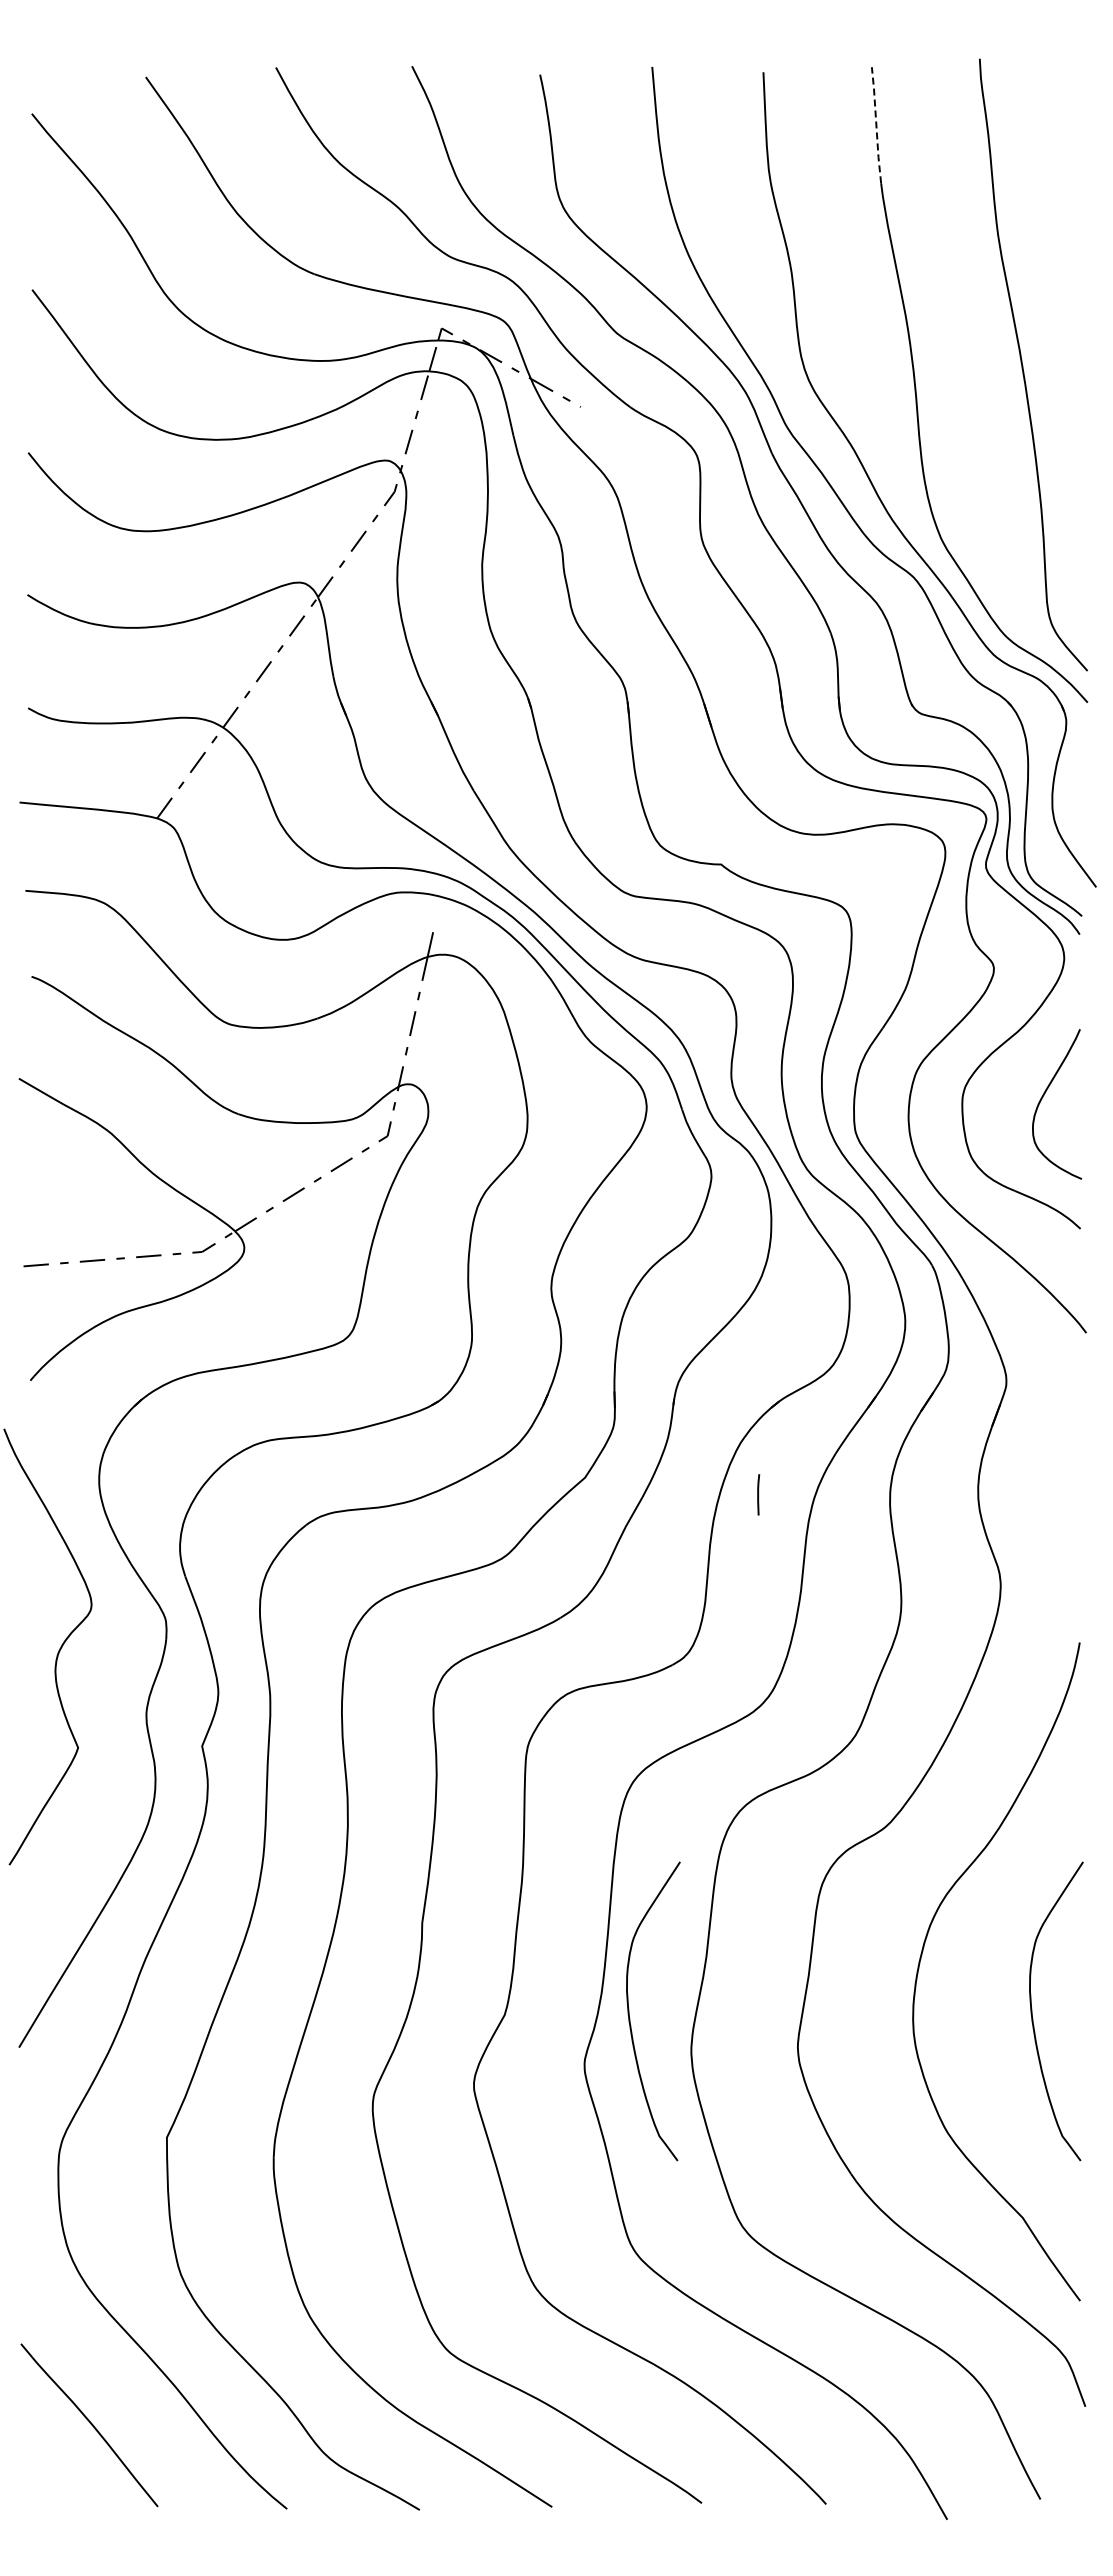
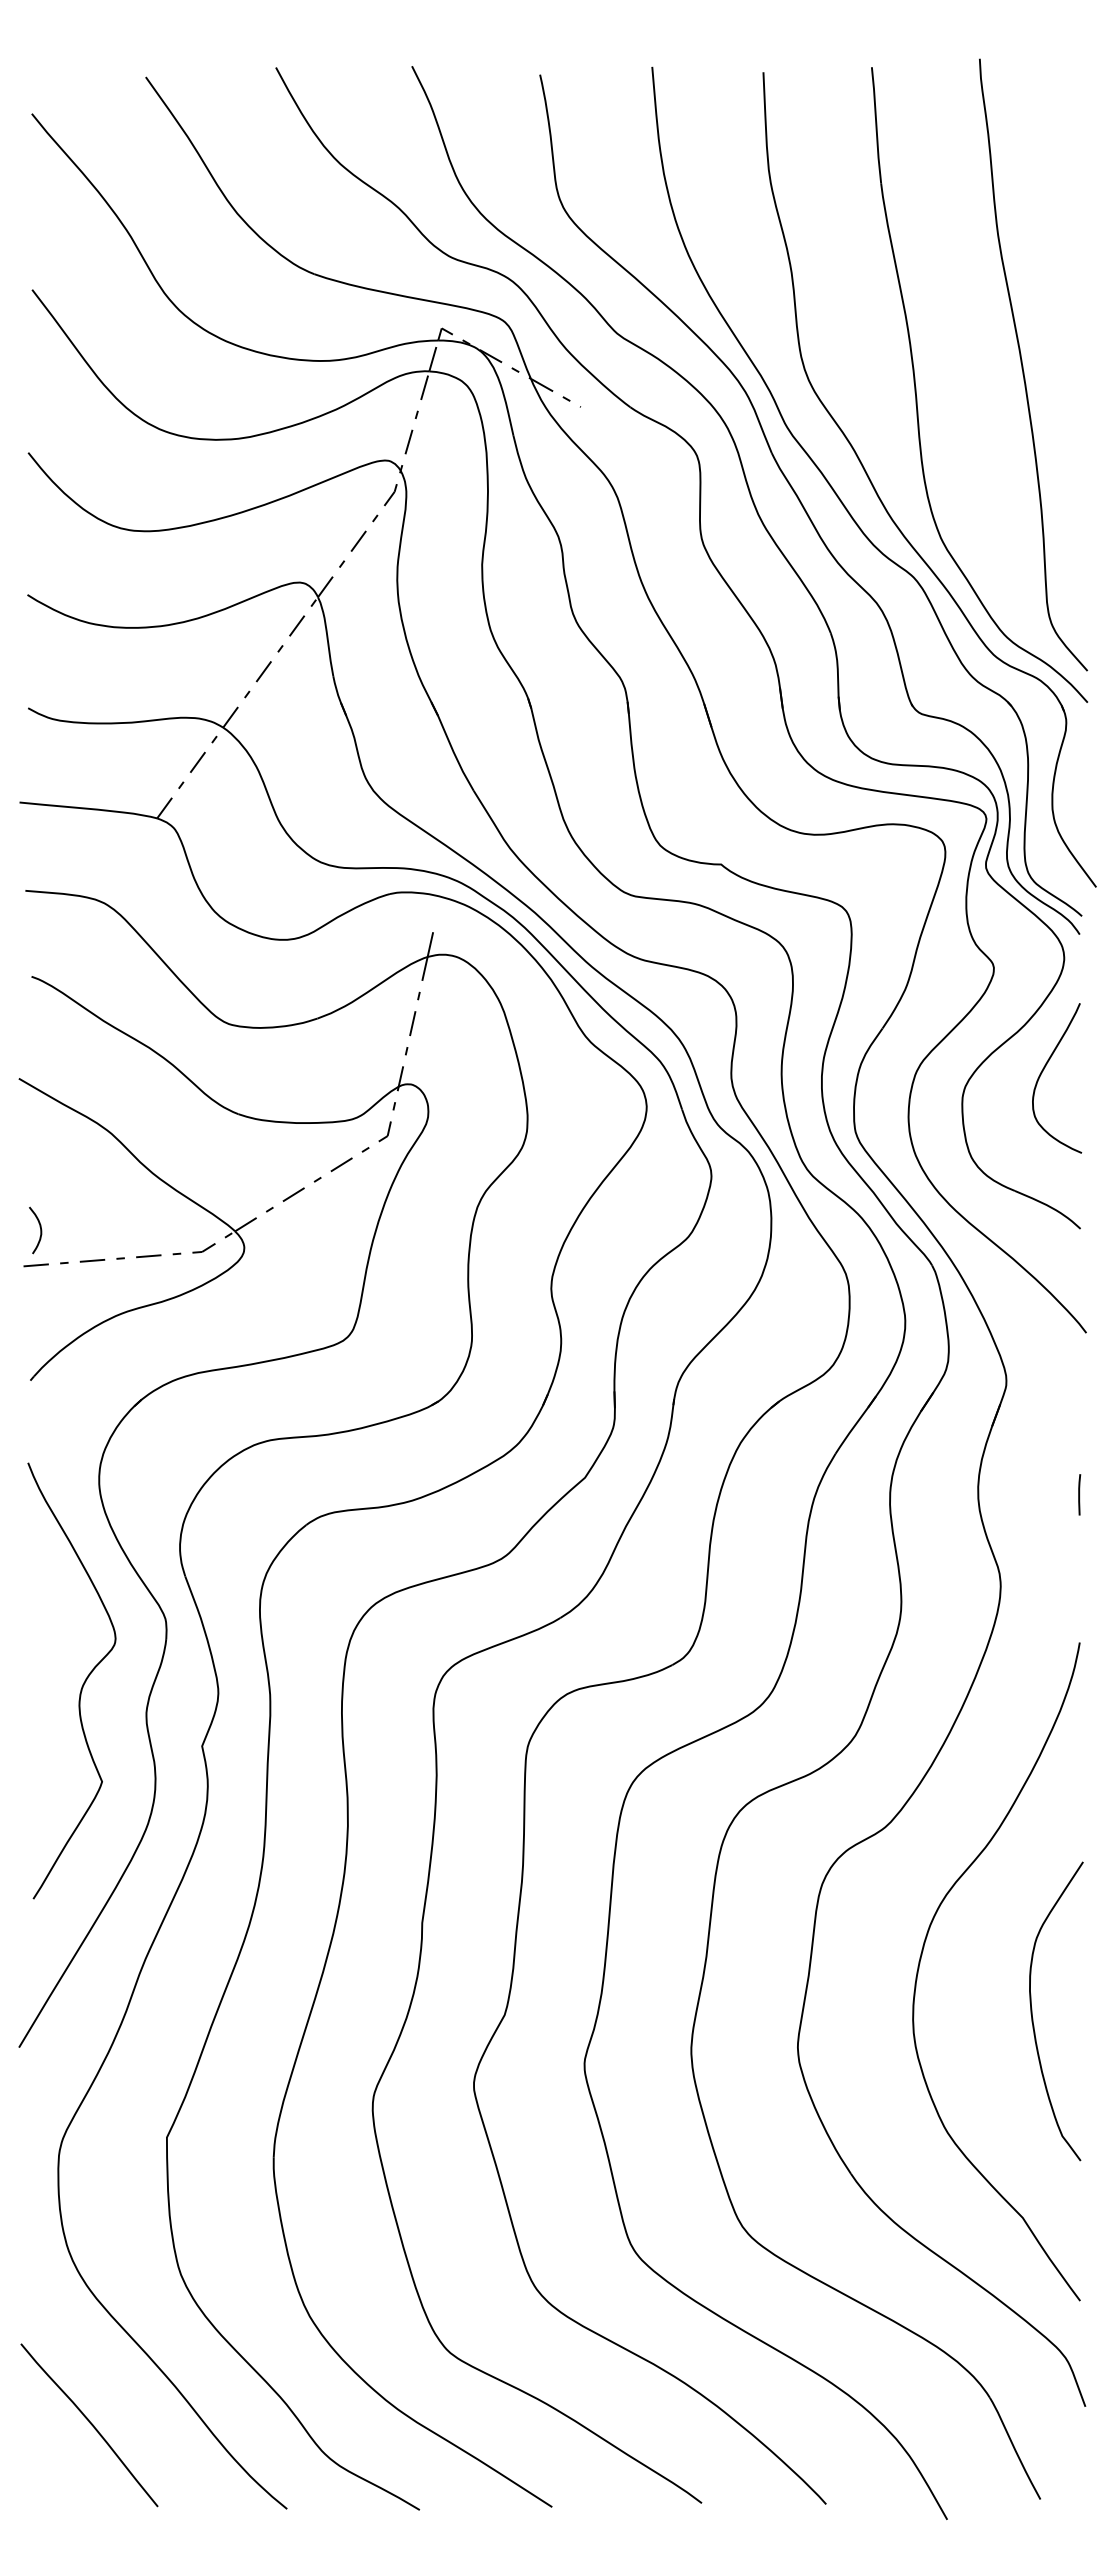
line: dashed -> solid (876, 124)
curve position: (1043, 1097) -> (1043, 1071) (1043, 1071)
curve: none -> present (39, 1227)
line position: (758, 1494) -> (1079, 1494) (1079, 1494)
curve position: (57, 1652) -> (81, 1686) (81, 1686)
curve: present -> none (629, 2011)
